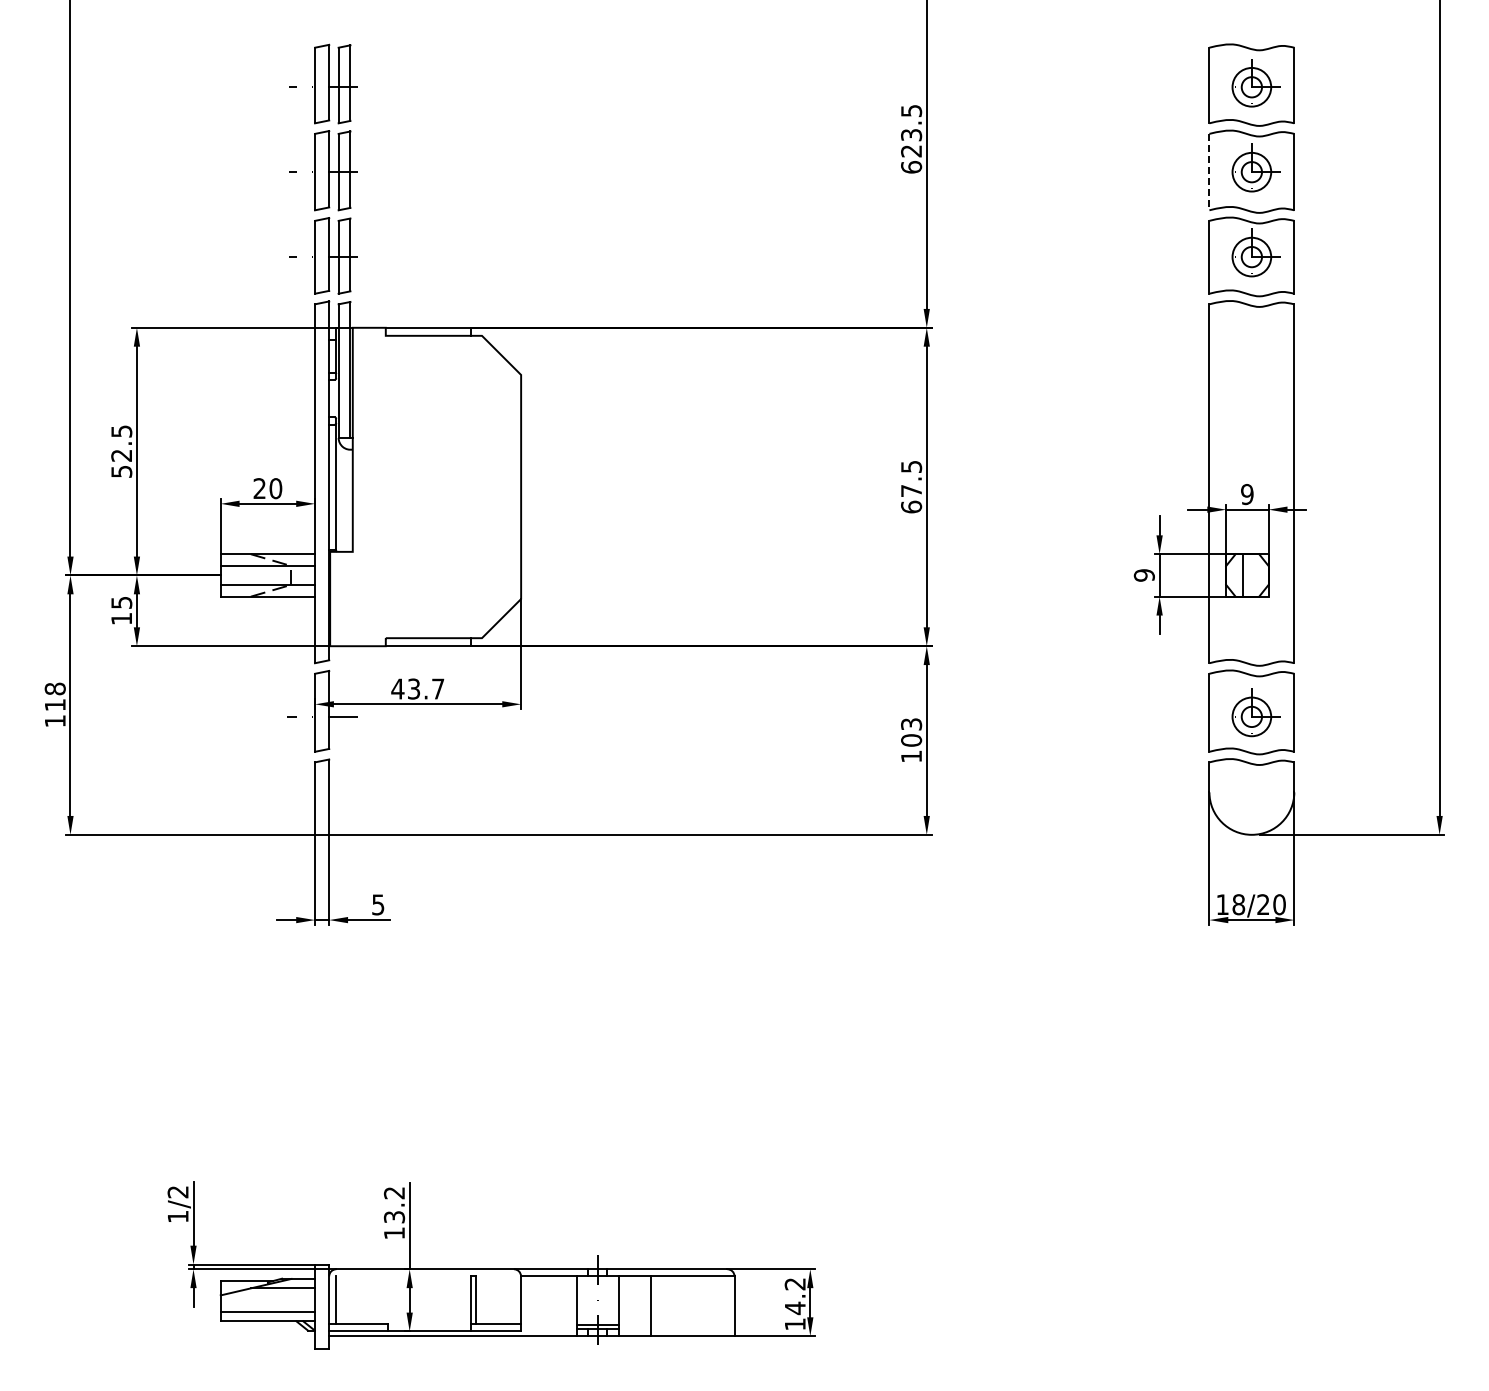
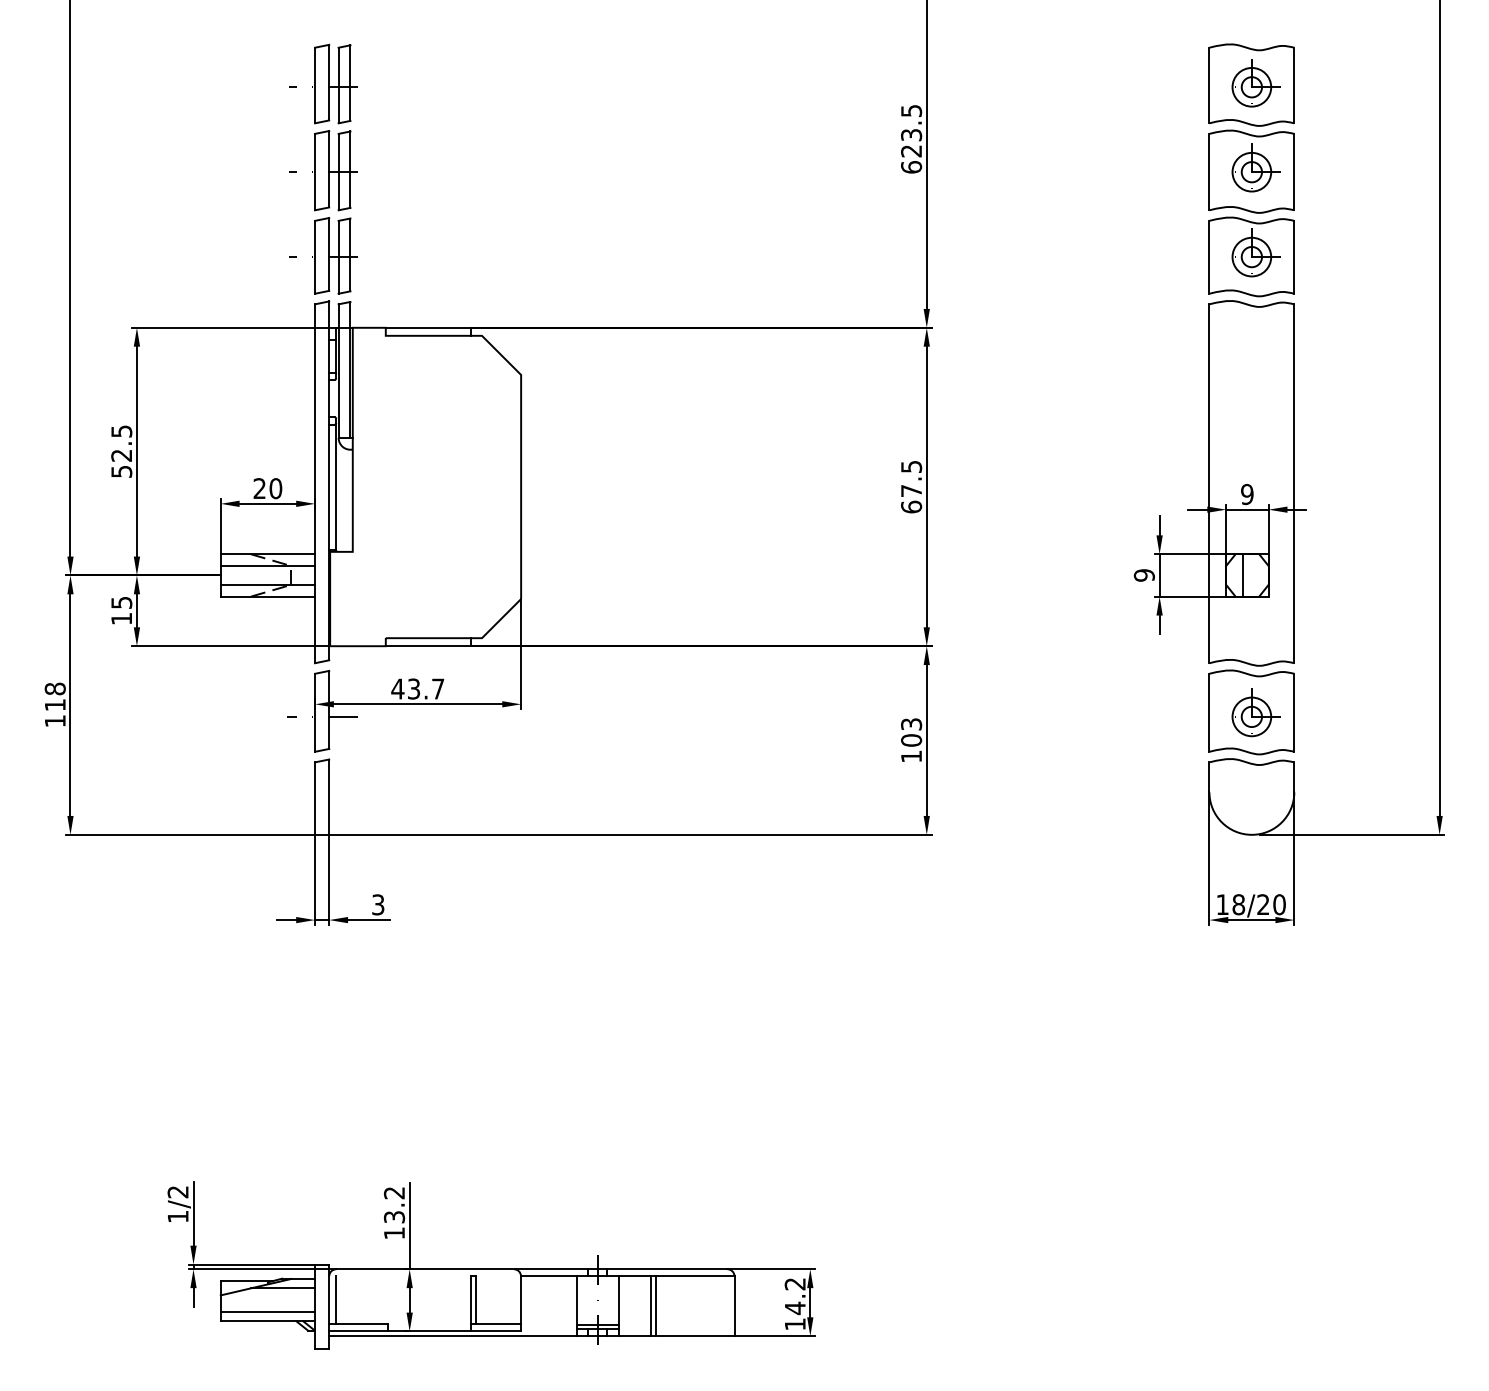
line: dashed -> solid (1209, 172)
text: 5 -> 3 (378, 904)
line: none -> present (656, 1306)
